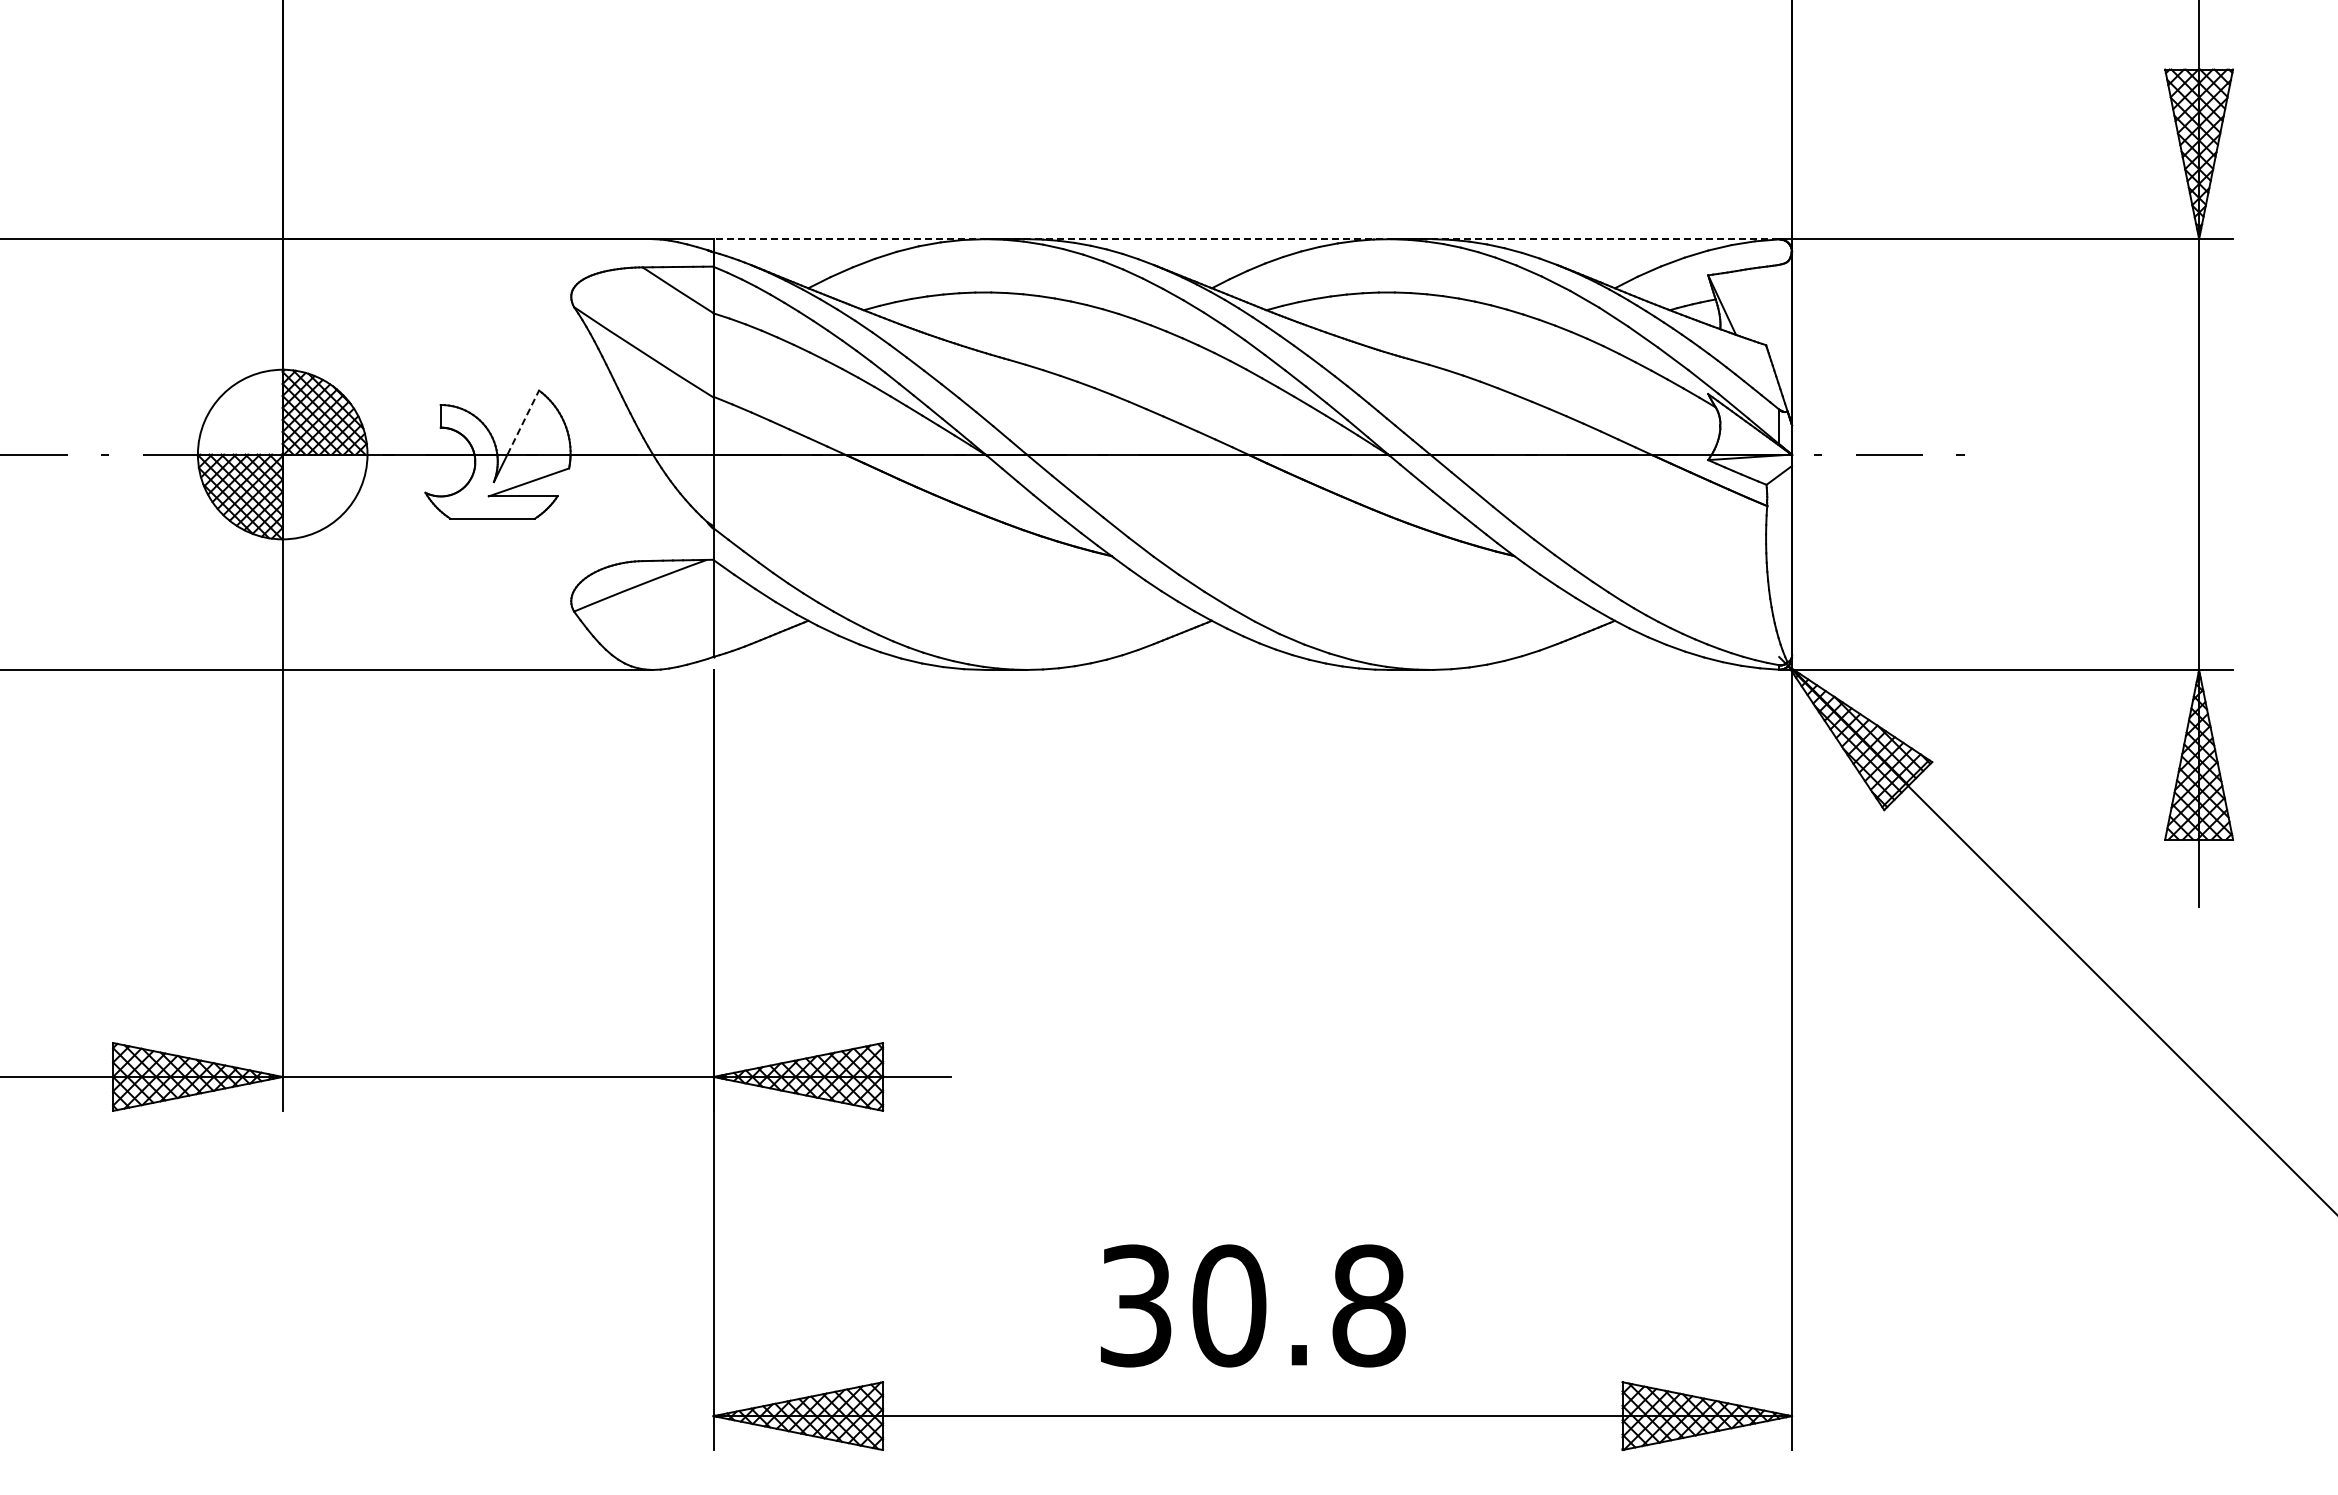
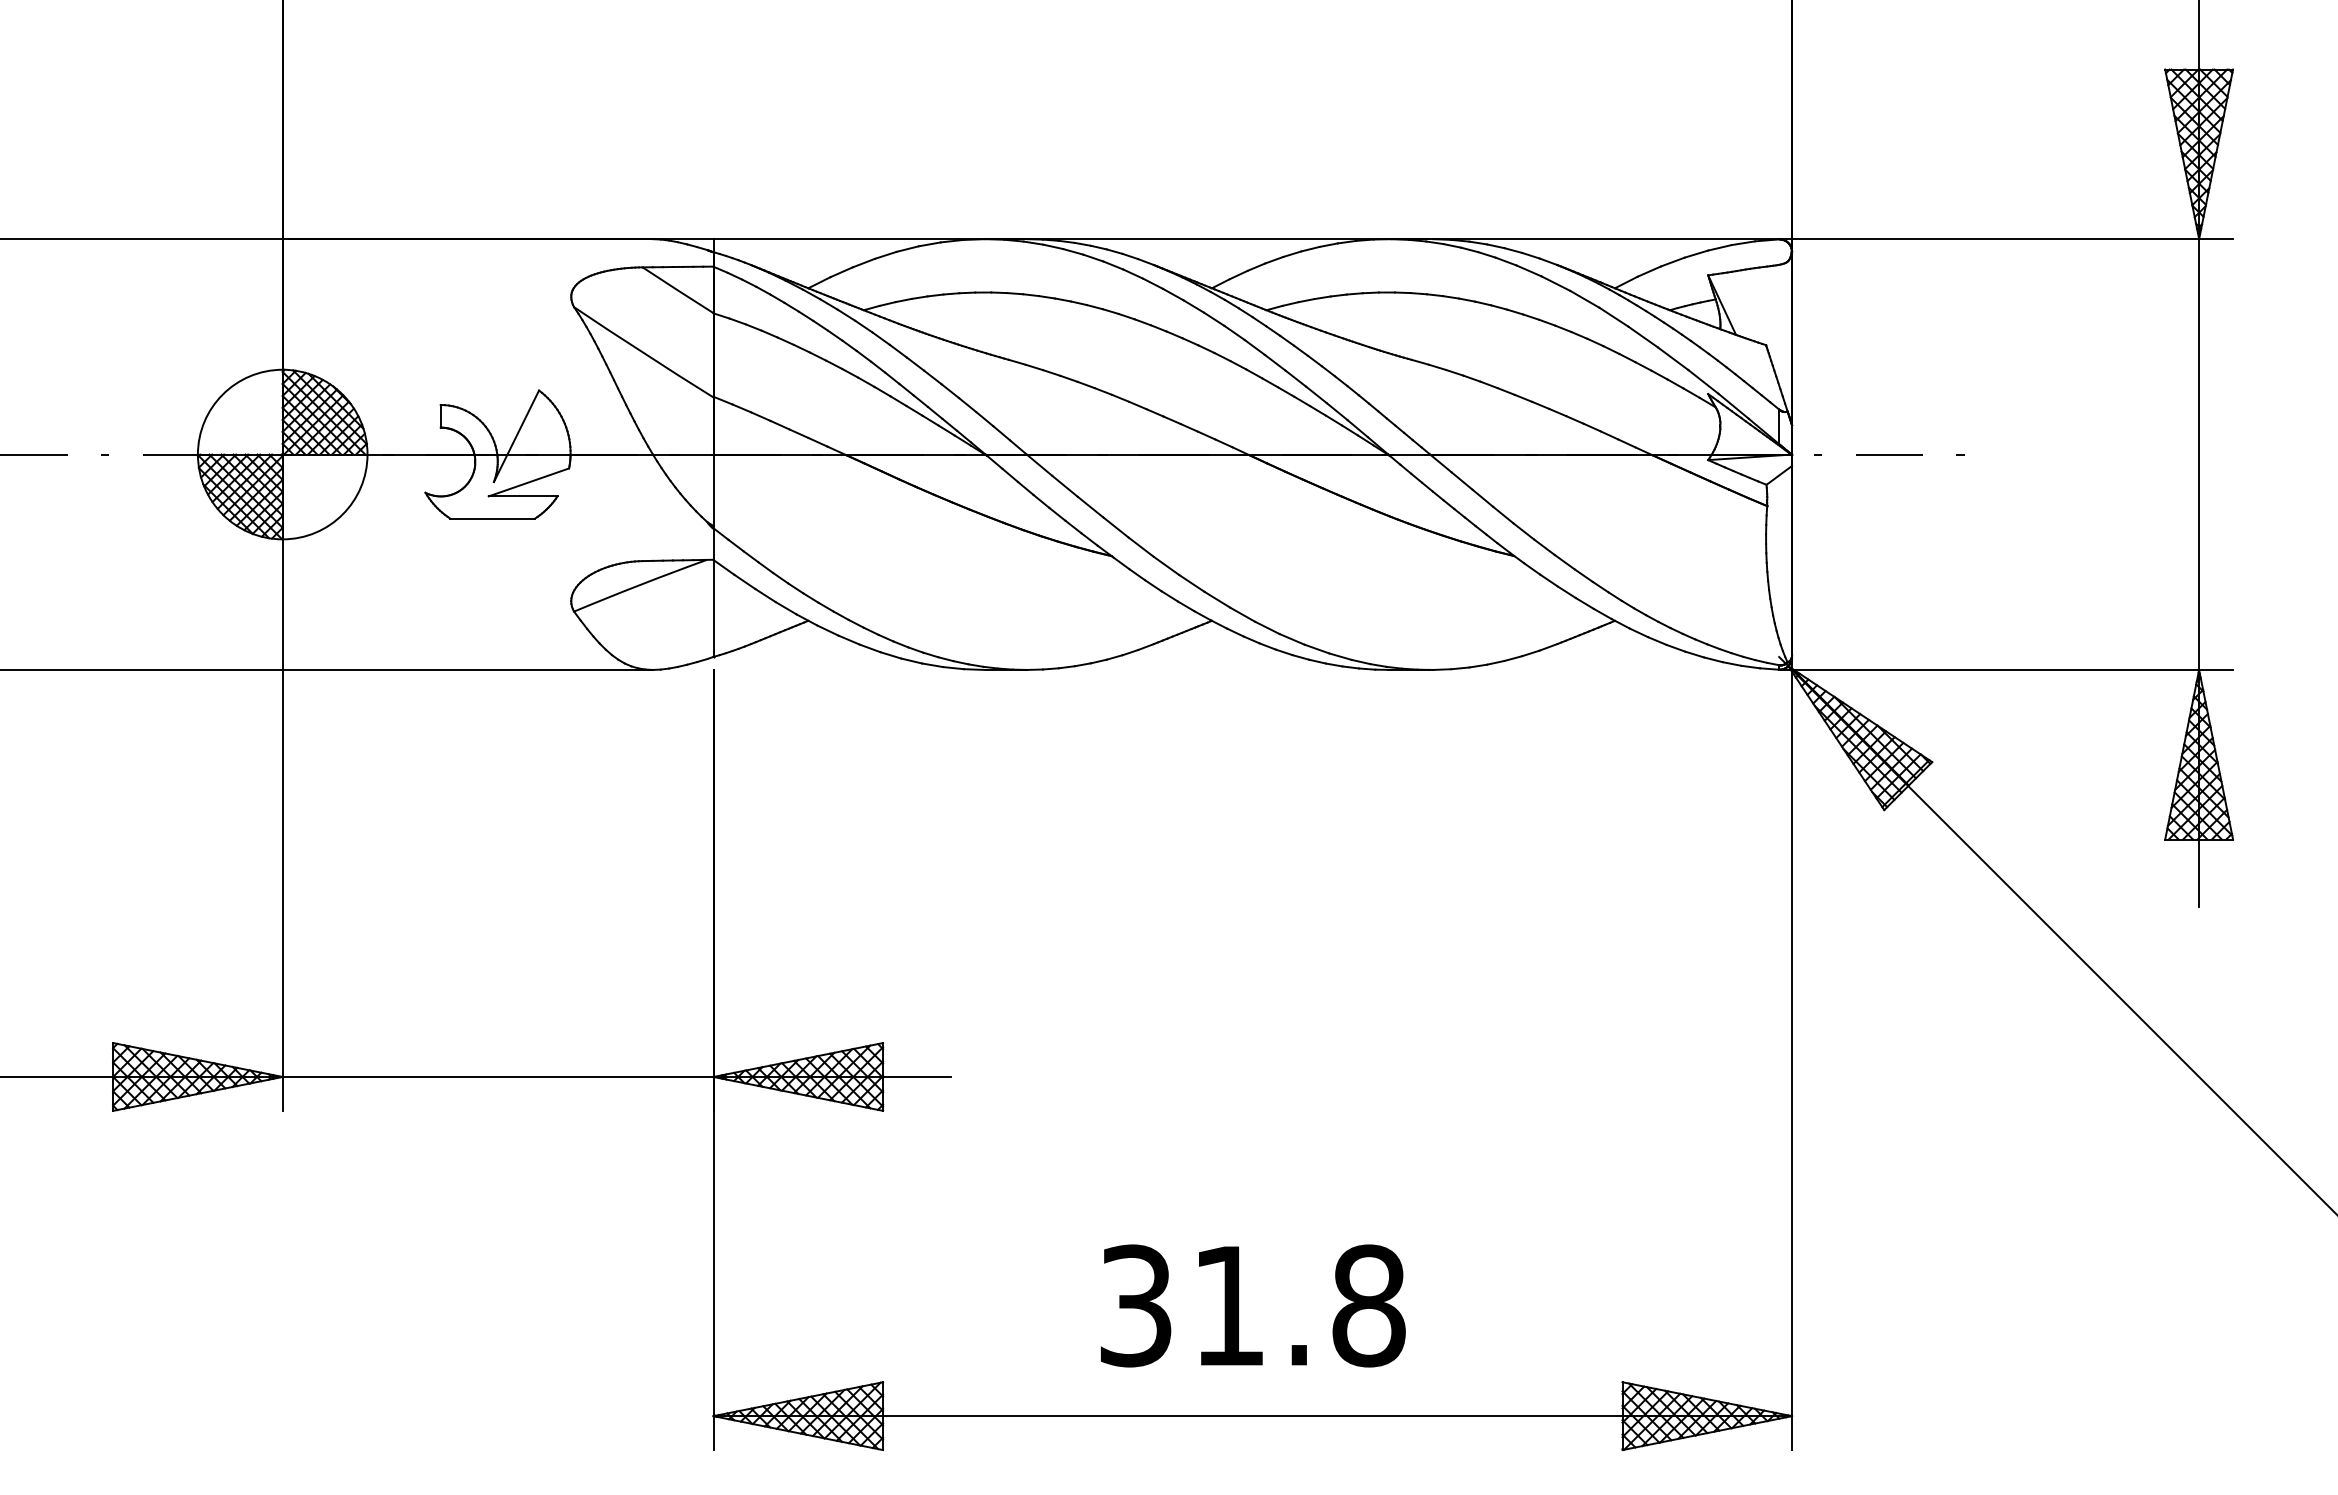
line: dashed -> solid (1246, 239)
line: dashed -> solid (523, 422)
text: 30.8 -> 31.8 (1229, 1305)
